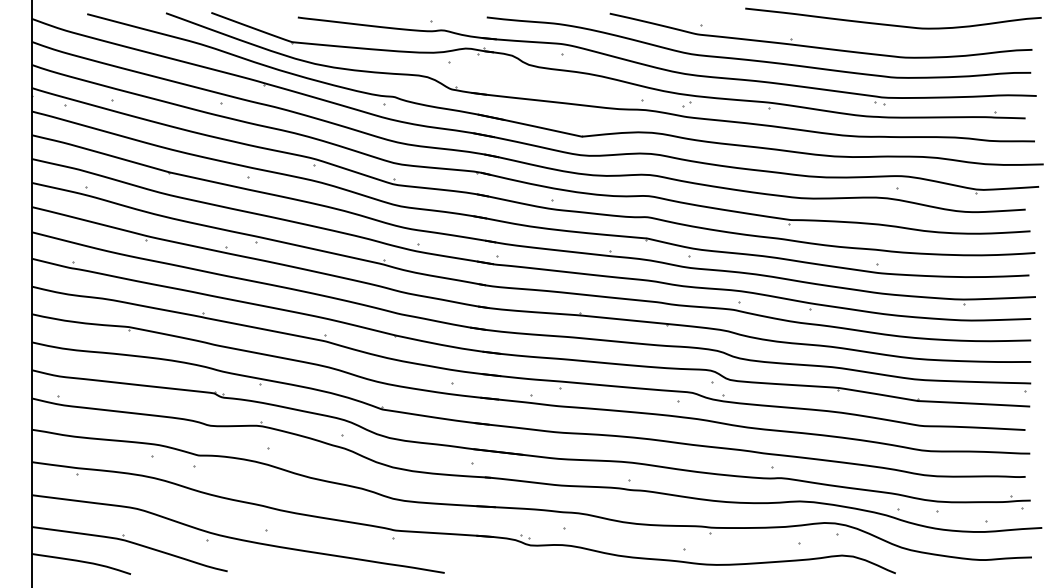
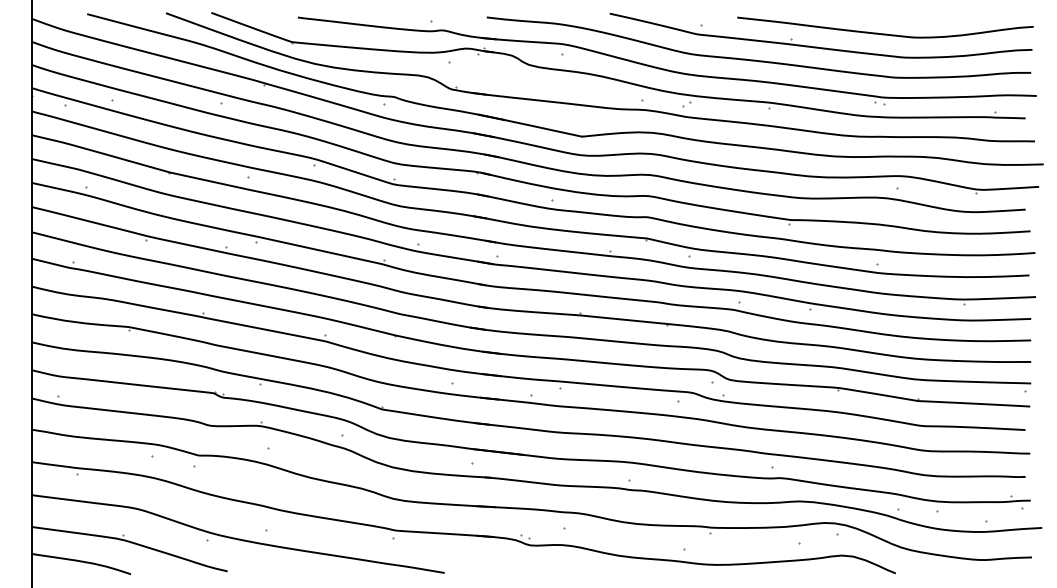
curve position: (893, 24) -> (885, 33) (885, 33)
